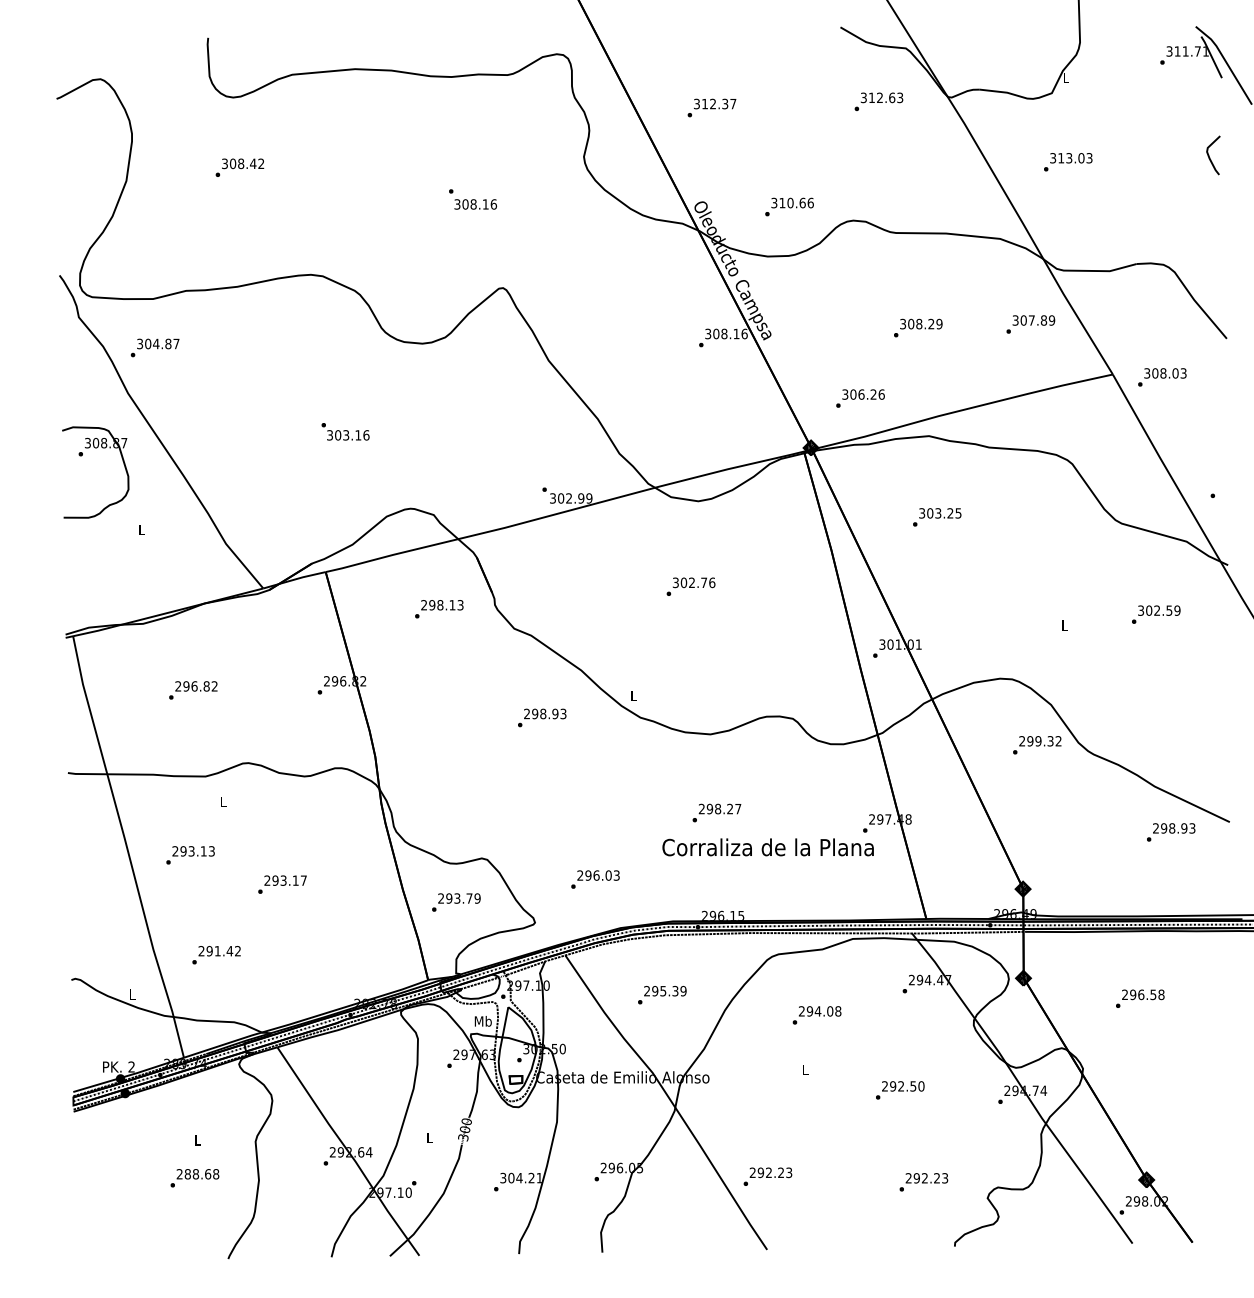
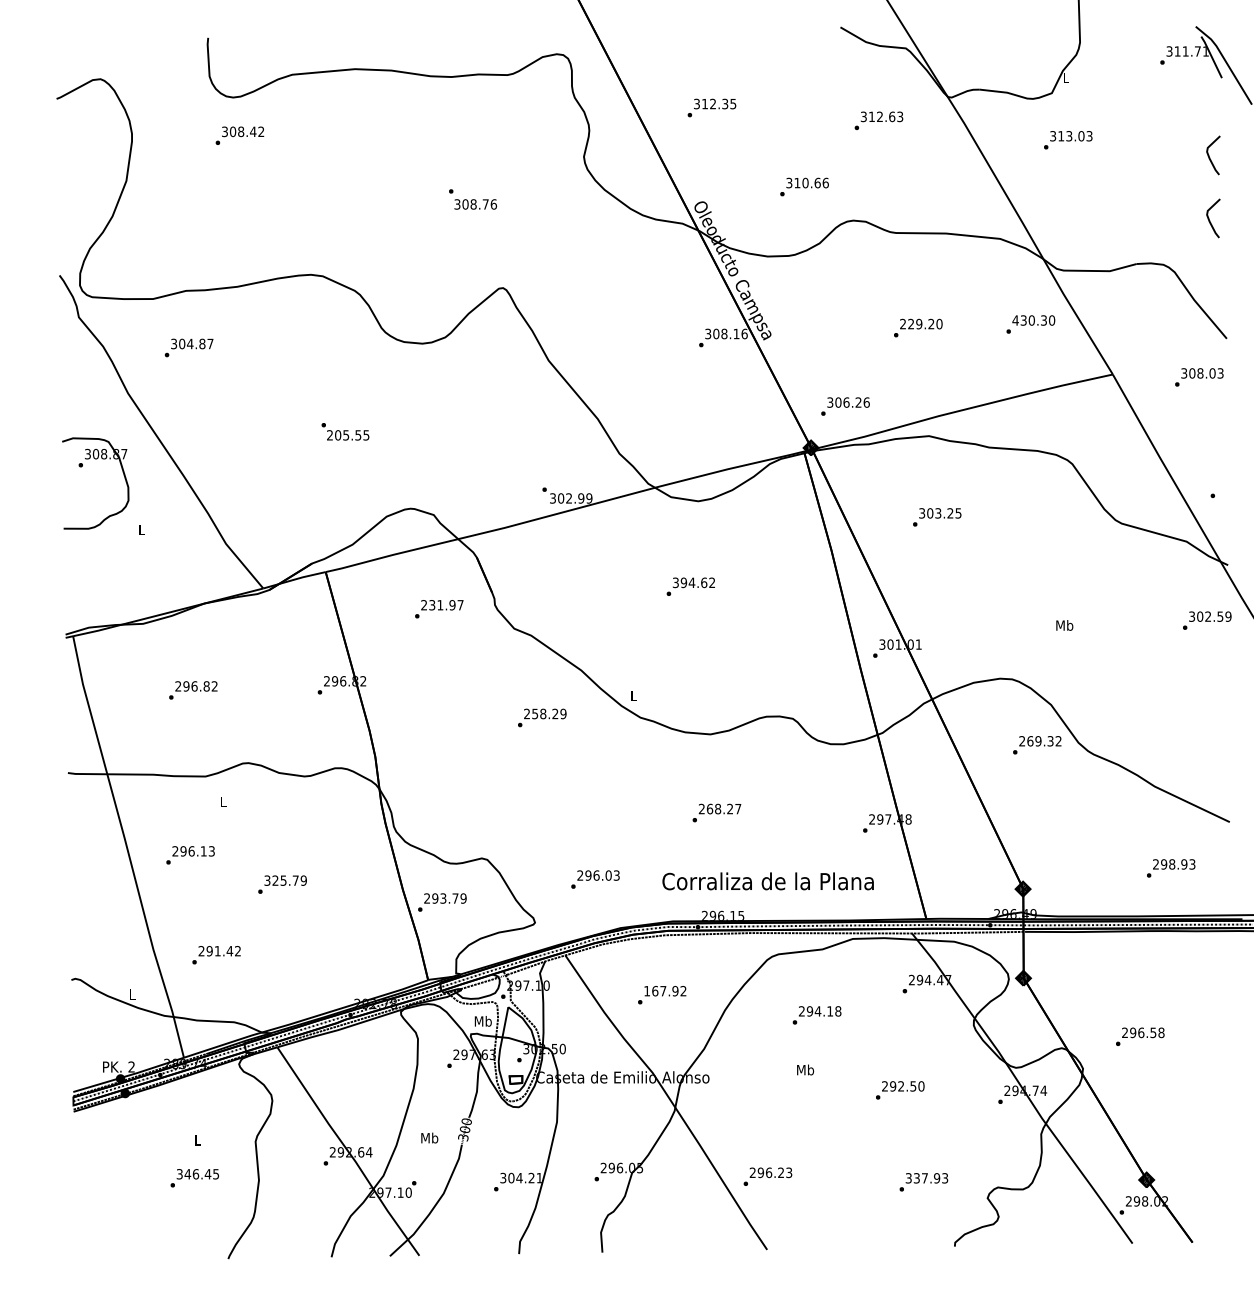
text position: (878, 101) -> (878, 120) (878, 120)
text: 312.37 -> 312.35 (733, 104)
text position: (1068, 162) -> (1068, 140) (1068, 140)
text position: (239, 167) -> (239, 135) (239, 135)
text: 308.16 -> 308.76 (485, 204)
text position: (789, 206) -> (804, 186) (804, 186)
curve: none -> present (1210, 220)
text: 307.89 -> 430.30 (1033, 320)
text: 308.29 -> 229.20 (921, 324)
text position: (154, 347) -> (188, 347) (188, 347)
text position: (1162, 377) -> (1199, 377) (1199, 377)
text position: (860, 398) -> (845, 406) (845, 406)
text: 303.16 -> 205.55 (348, 435)
part position: (81, 456) -> (81, 467) (81, 467)
text: 302.76 -> 394.62 (697, 582)
text: 298.13 -> 231.97 (446, 605)
text position: (1156, 614) -> (1207, 620) (1207, 620)
text: L -> Mb (1064, 625)
text: 298.93 -> 258.29 (549, 713)
text: 299.32 -> 269.32 (1030, 741)
text: 298.27 -> 268.27 (709, 808)
text position: (1171, 832) -> (1171, 868) (1171, 868)
text position: (767, 847) -> (767, 881) (767, 881)
text: 293.13 -> 296.13 (191, 851)
text: 293.17 -> 325.79 (285, 880)
text position: (456, 902) -> (442, 902) (442, 902)
text: 295.39 -> 167.92 (665, 990)
text position: (1140, 998) -> (1140, 1036) (1140, 1036)
text: 294.08 -> 294.18 (830, 1011)
text: L -> Mb (805, 1069)
text: L -> Mb (429, 1137)
text: 292.23 -> 296.23 (769, 1172)
text: 288.68 -> 346.45 (197, 1174)
text: 292.23 -> 337.93 (922, 1178)
